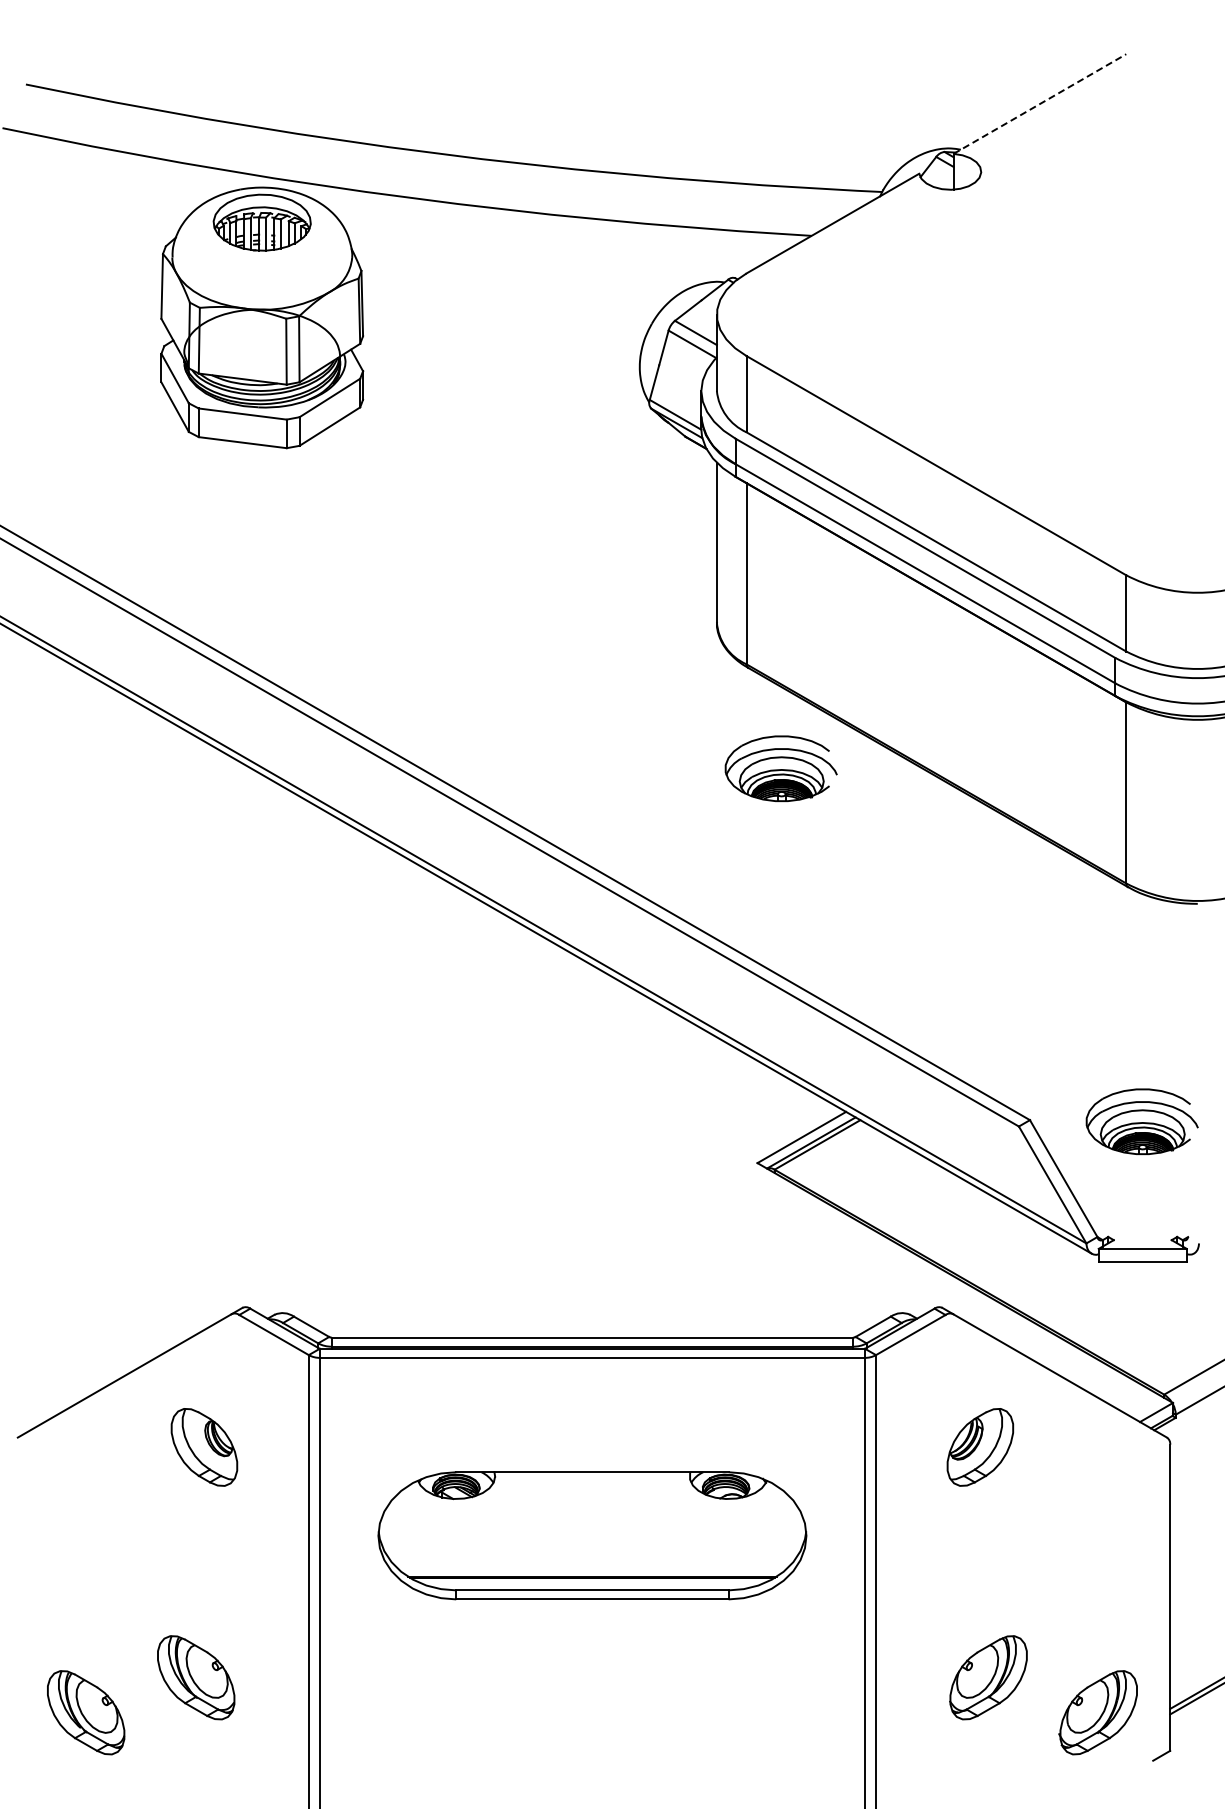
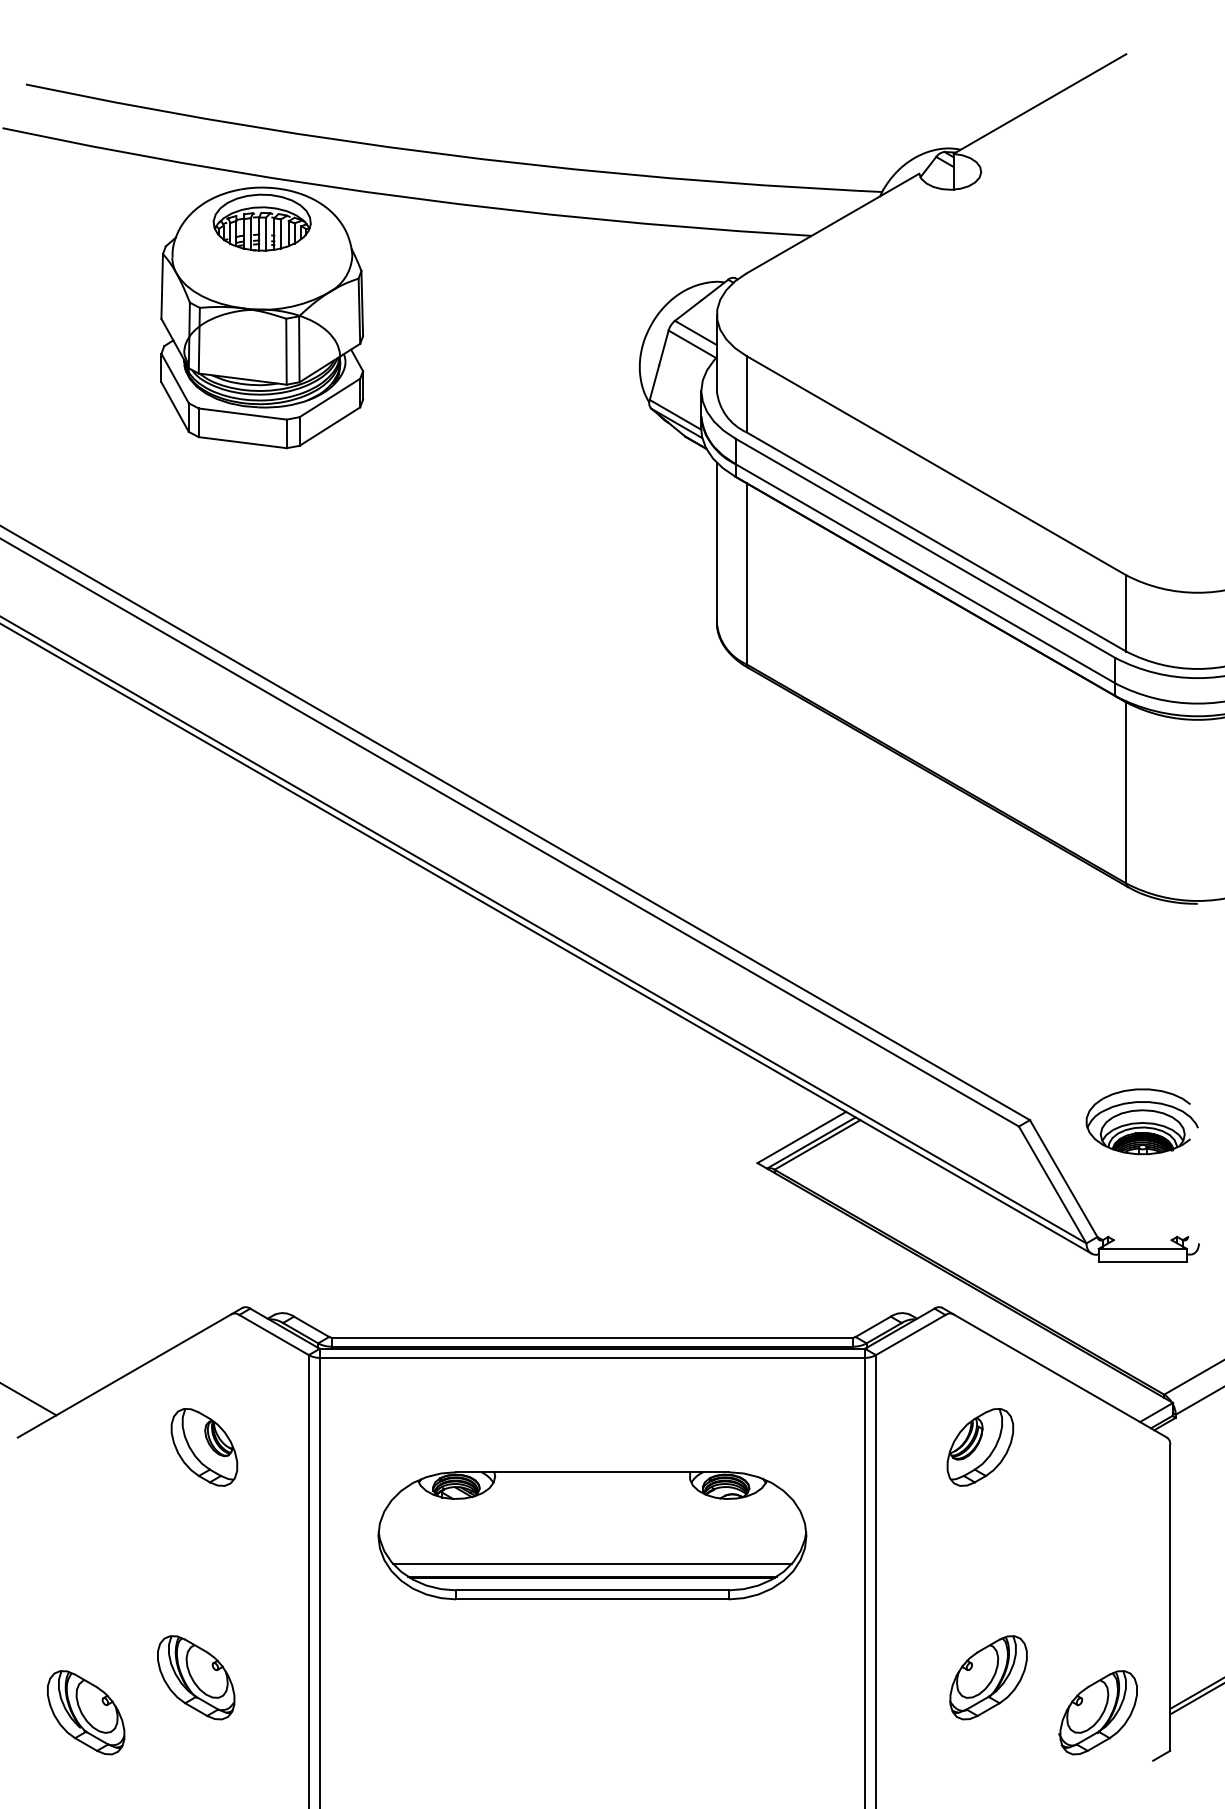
line: dashed -> solid (1039, 104)
part: present -> none (780, 768)
line: none -> present (29, 1399)
line: none -> present (592, 1564)
